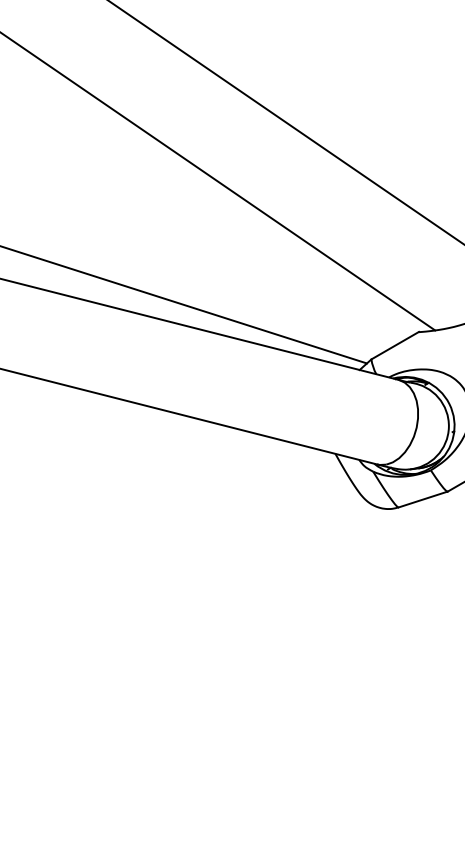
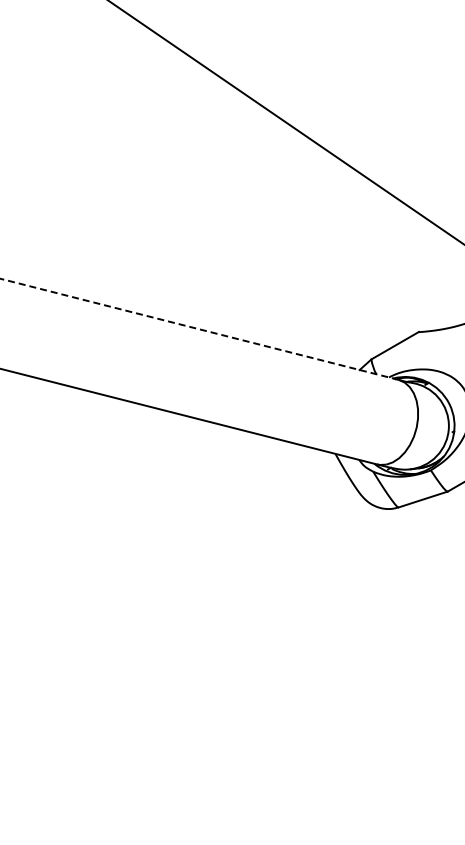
line: present -> none (218, 181)
line: present -> none (184, 304)
line: solid -> dashed (199, 329)
